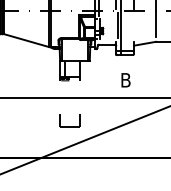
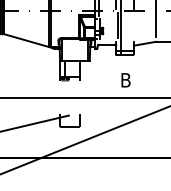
line: none -> present (35, 123)
